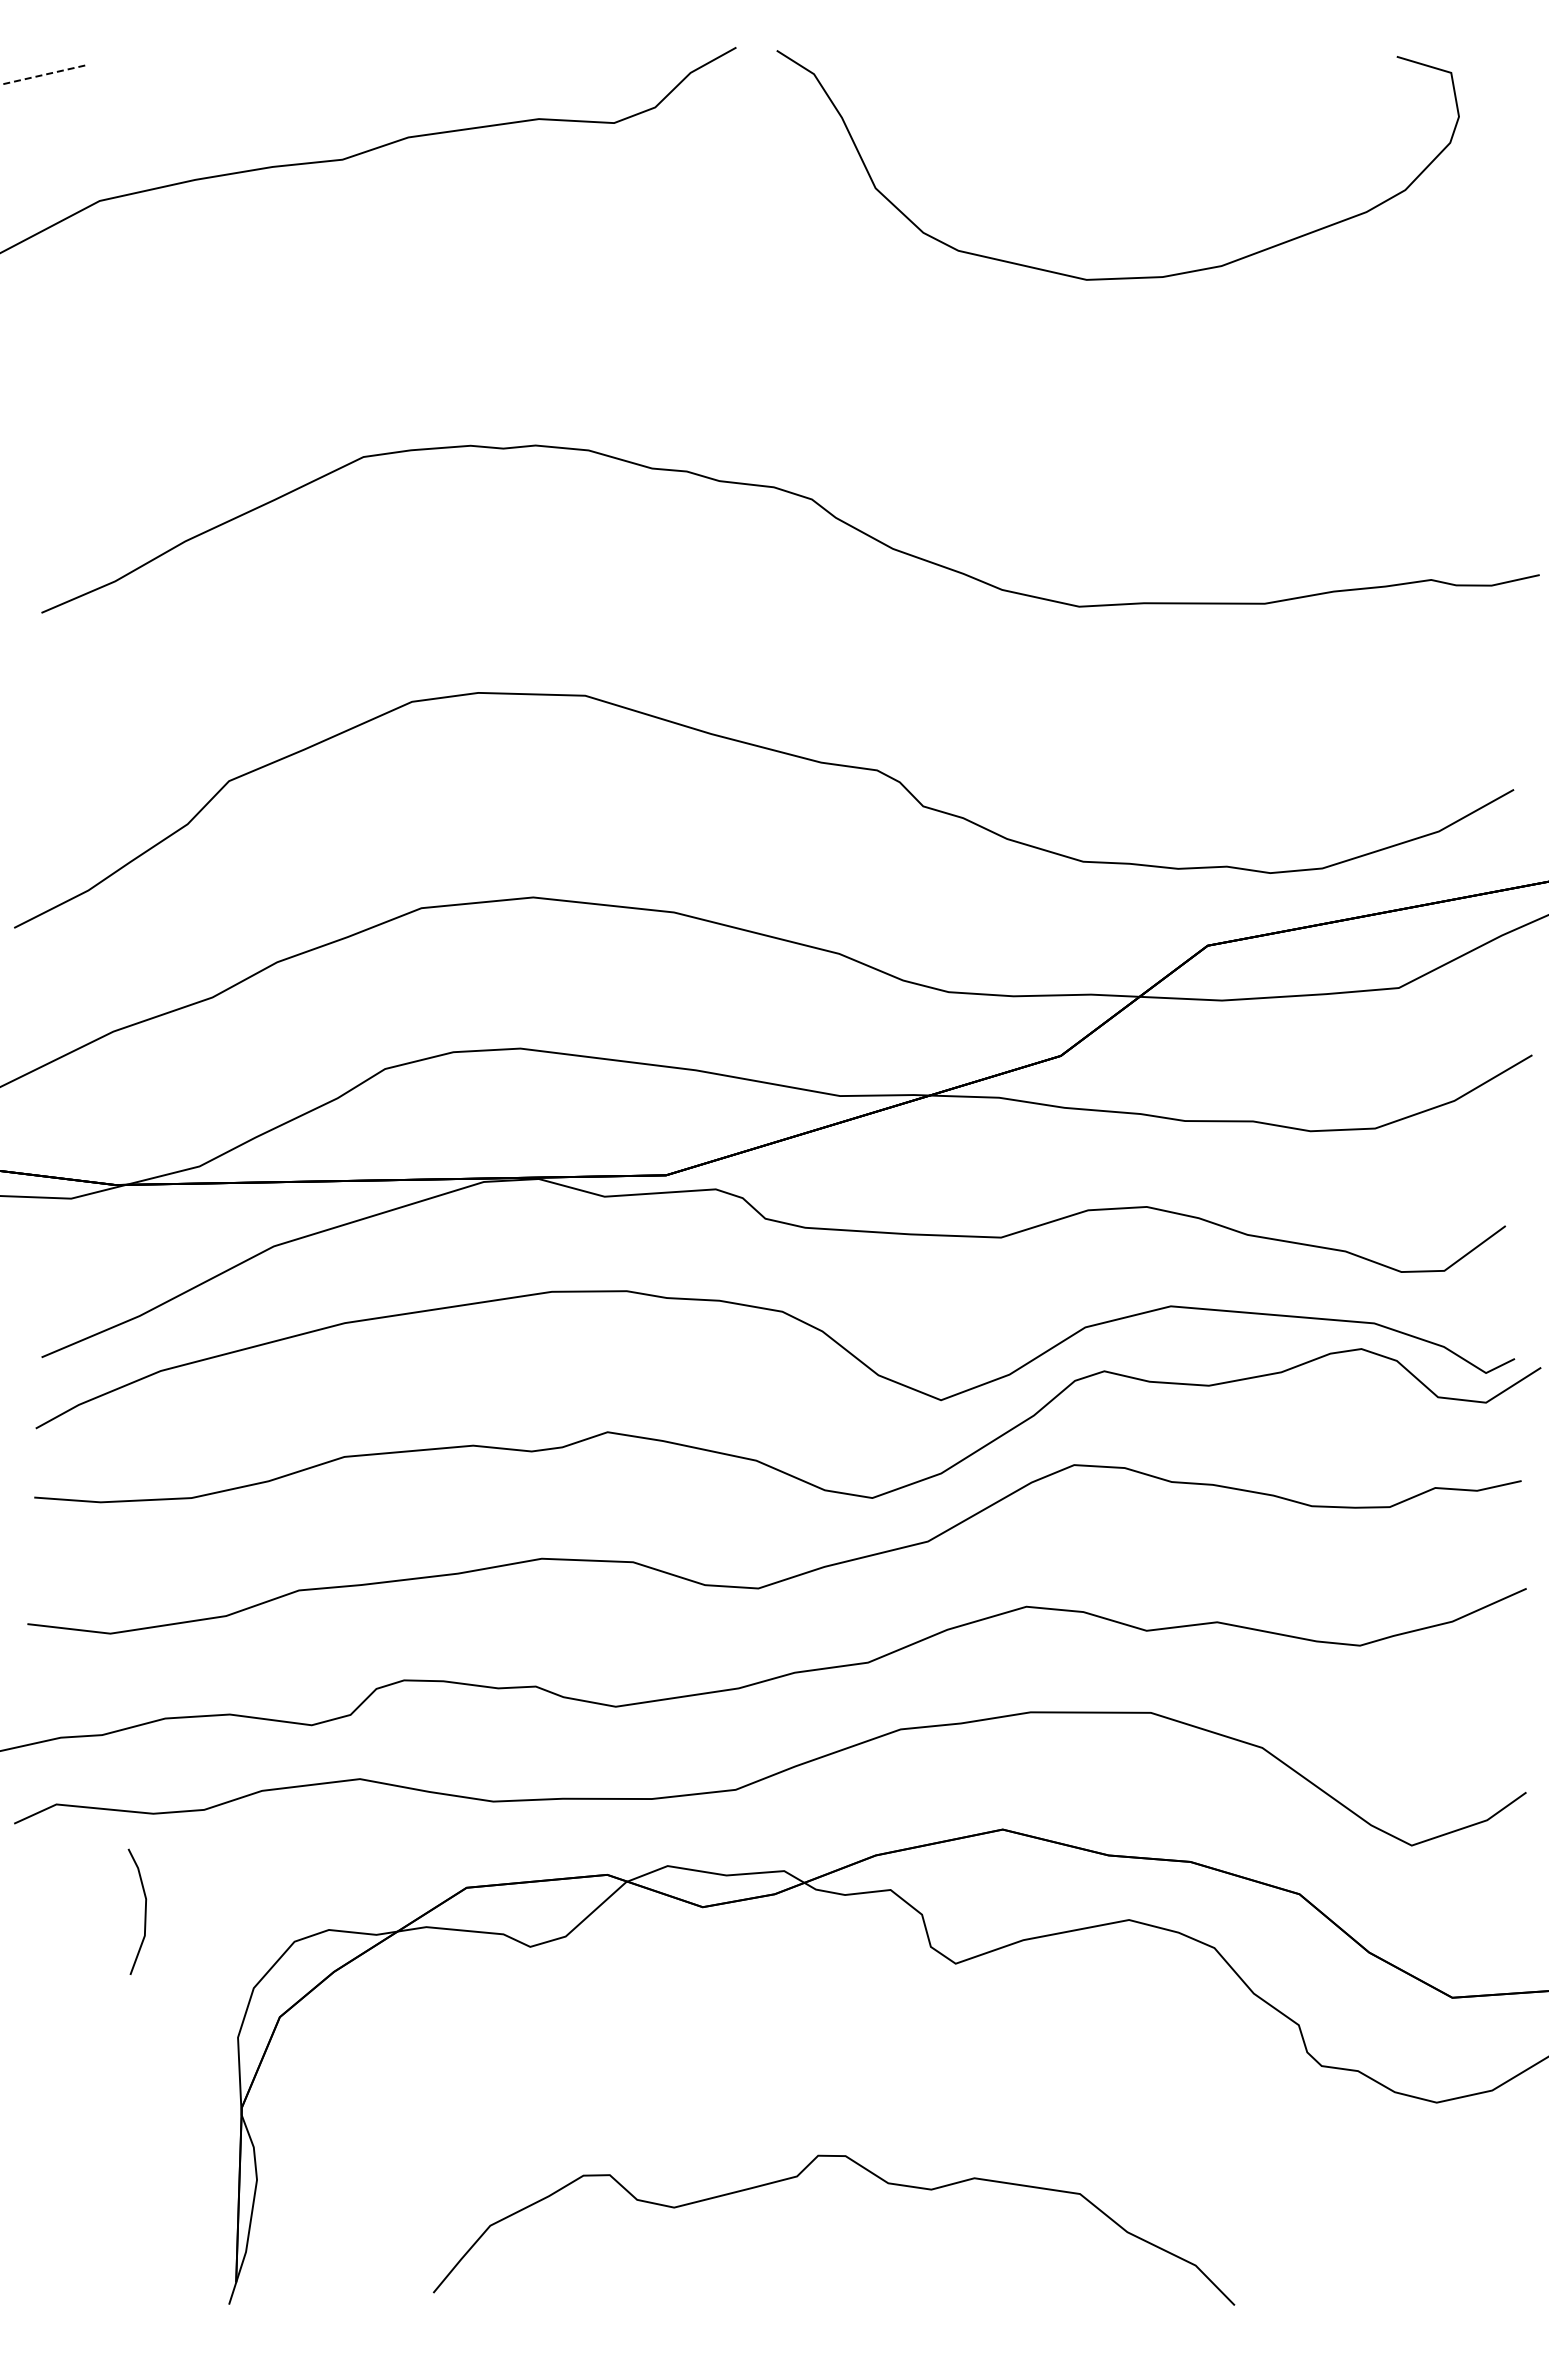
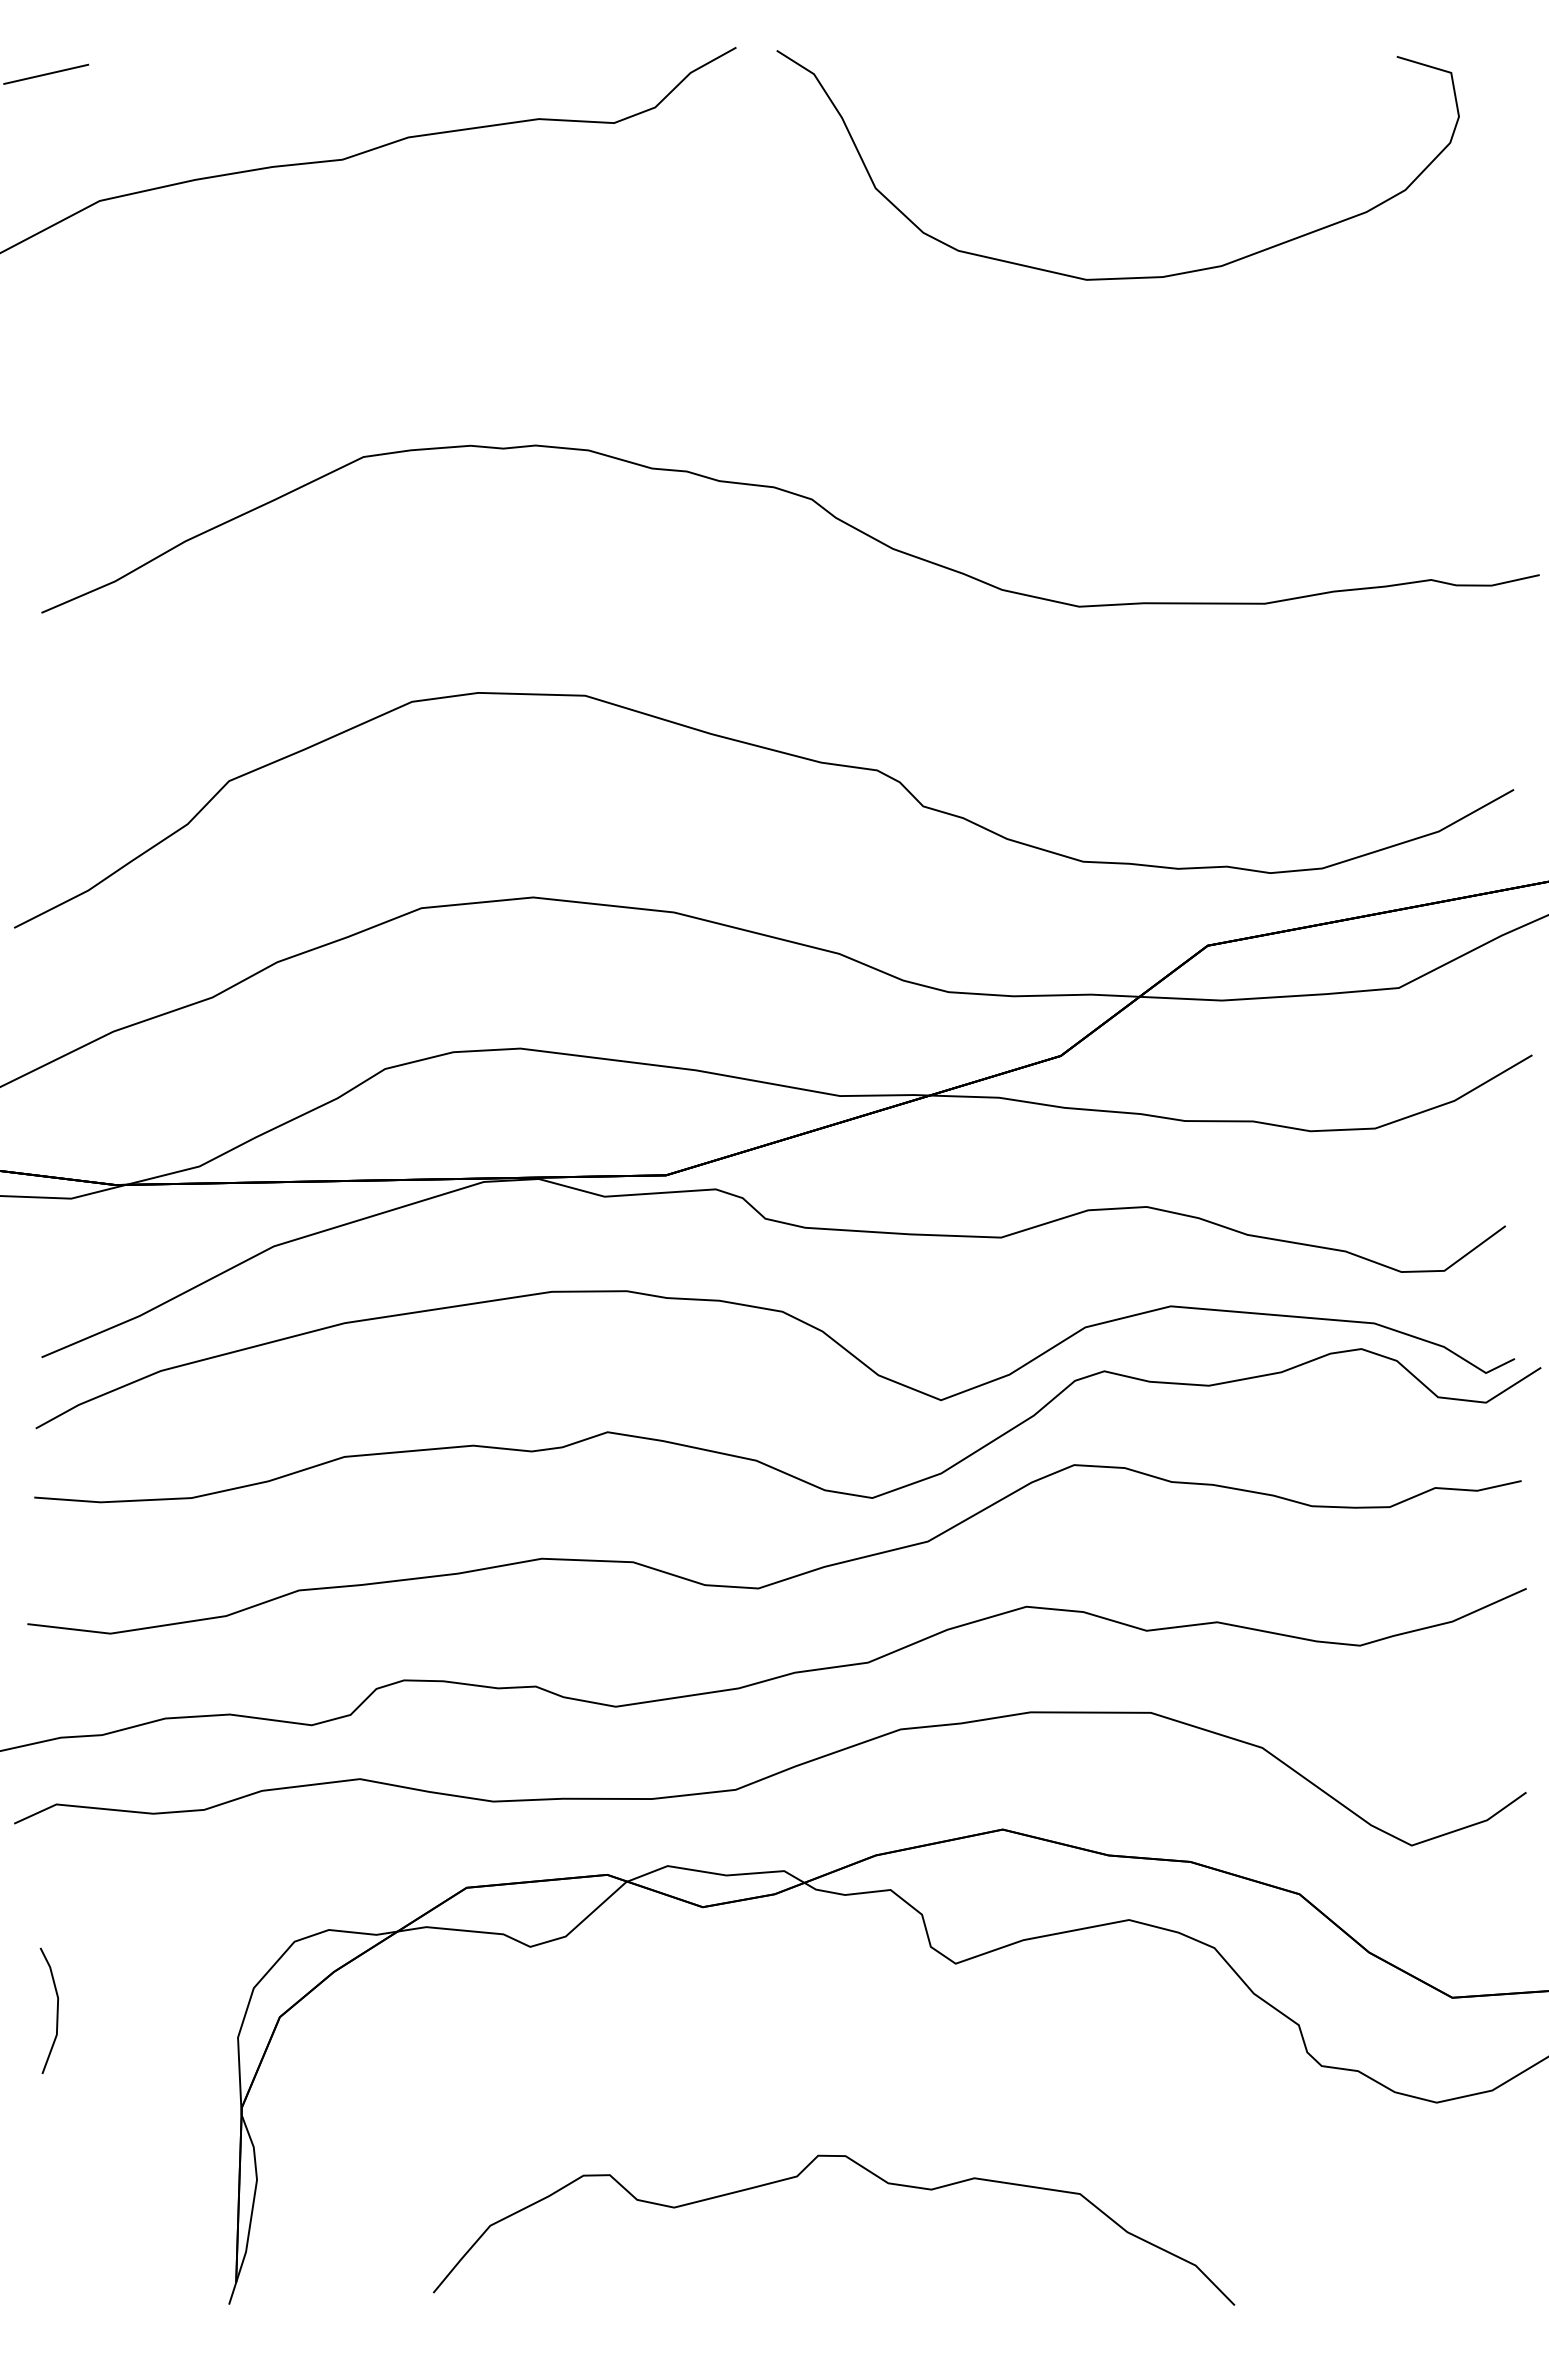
line: dashed -> solid (46, 74)
line position: (144, 1911) -> (56, 2010) (56, 2010)
